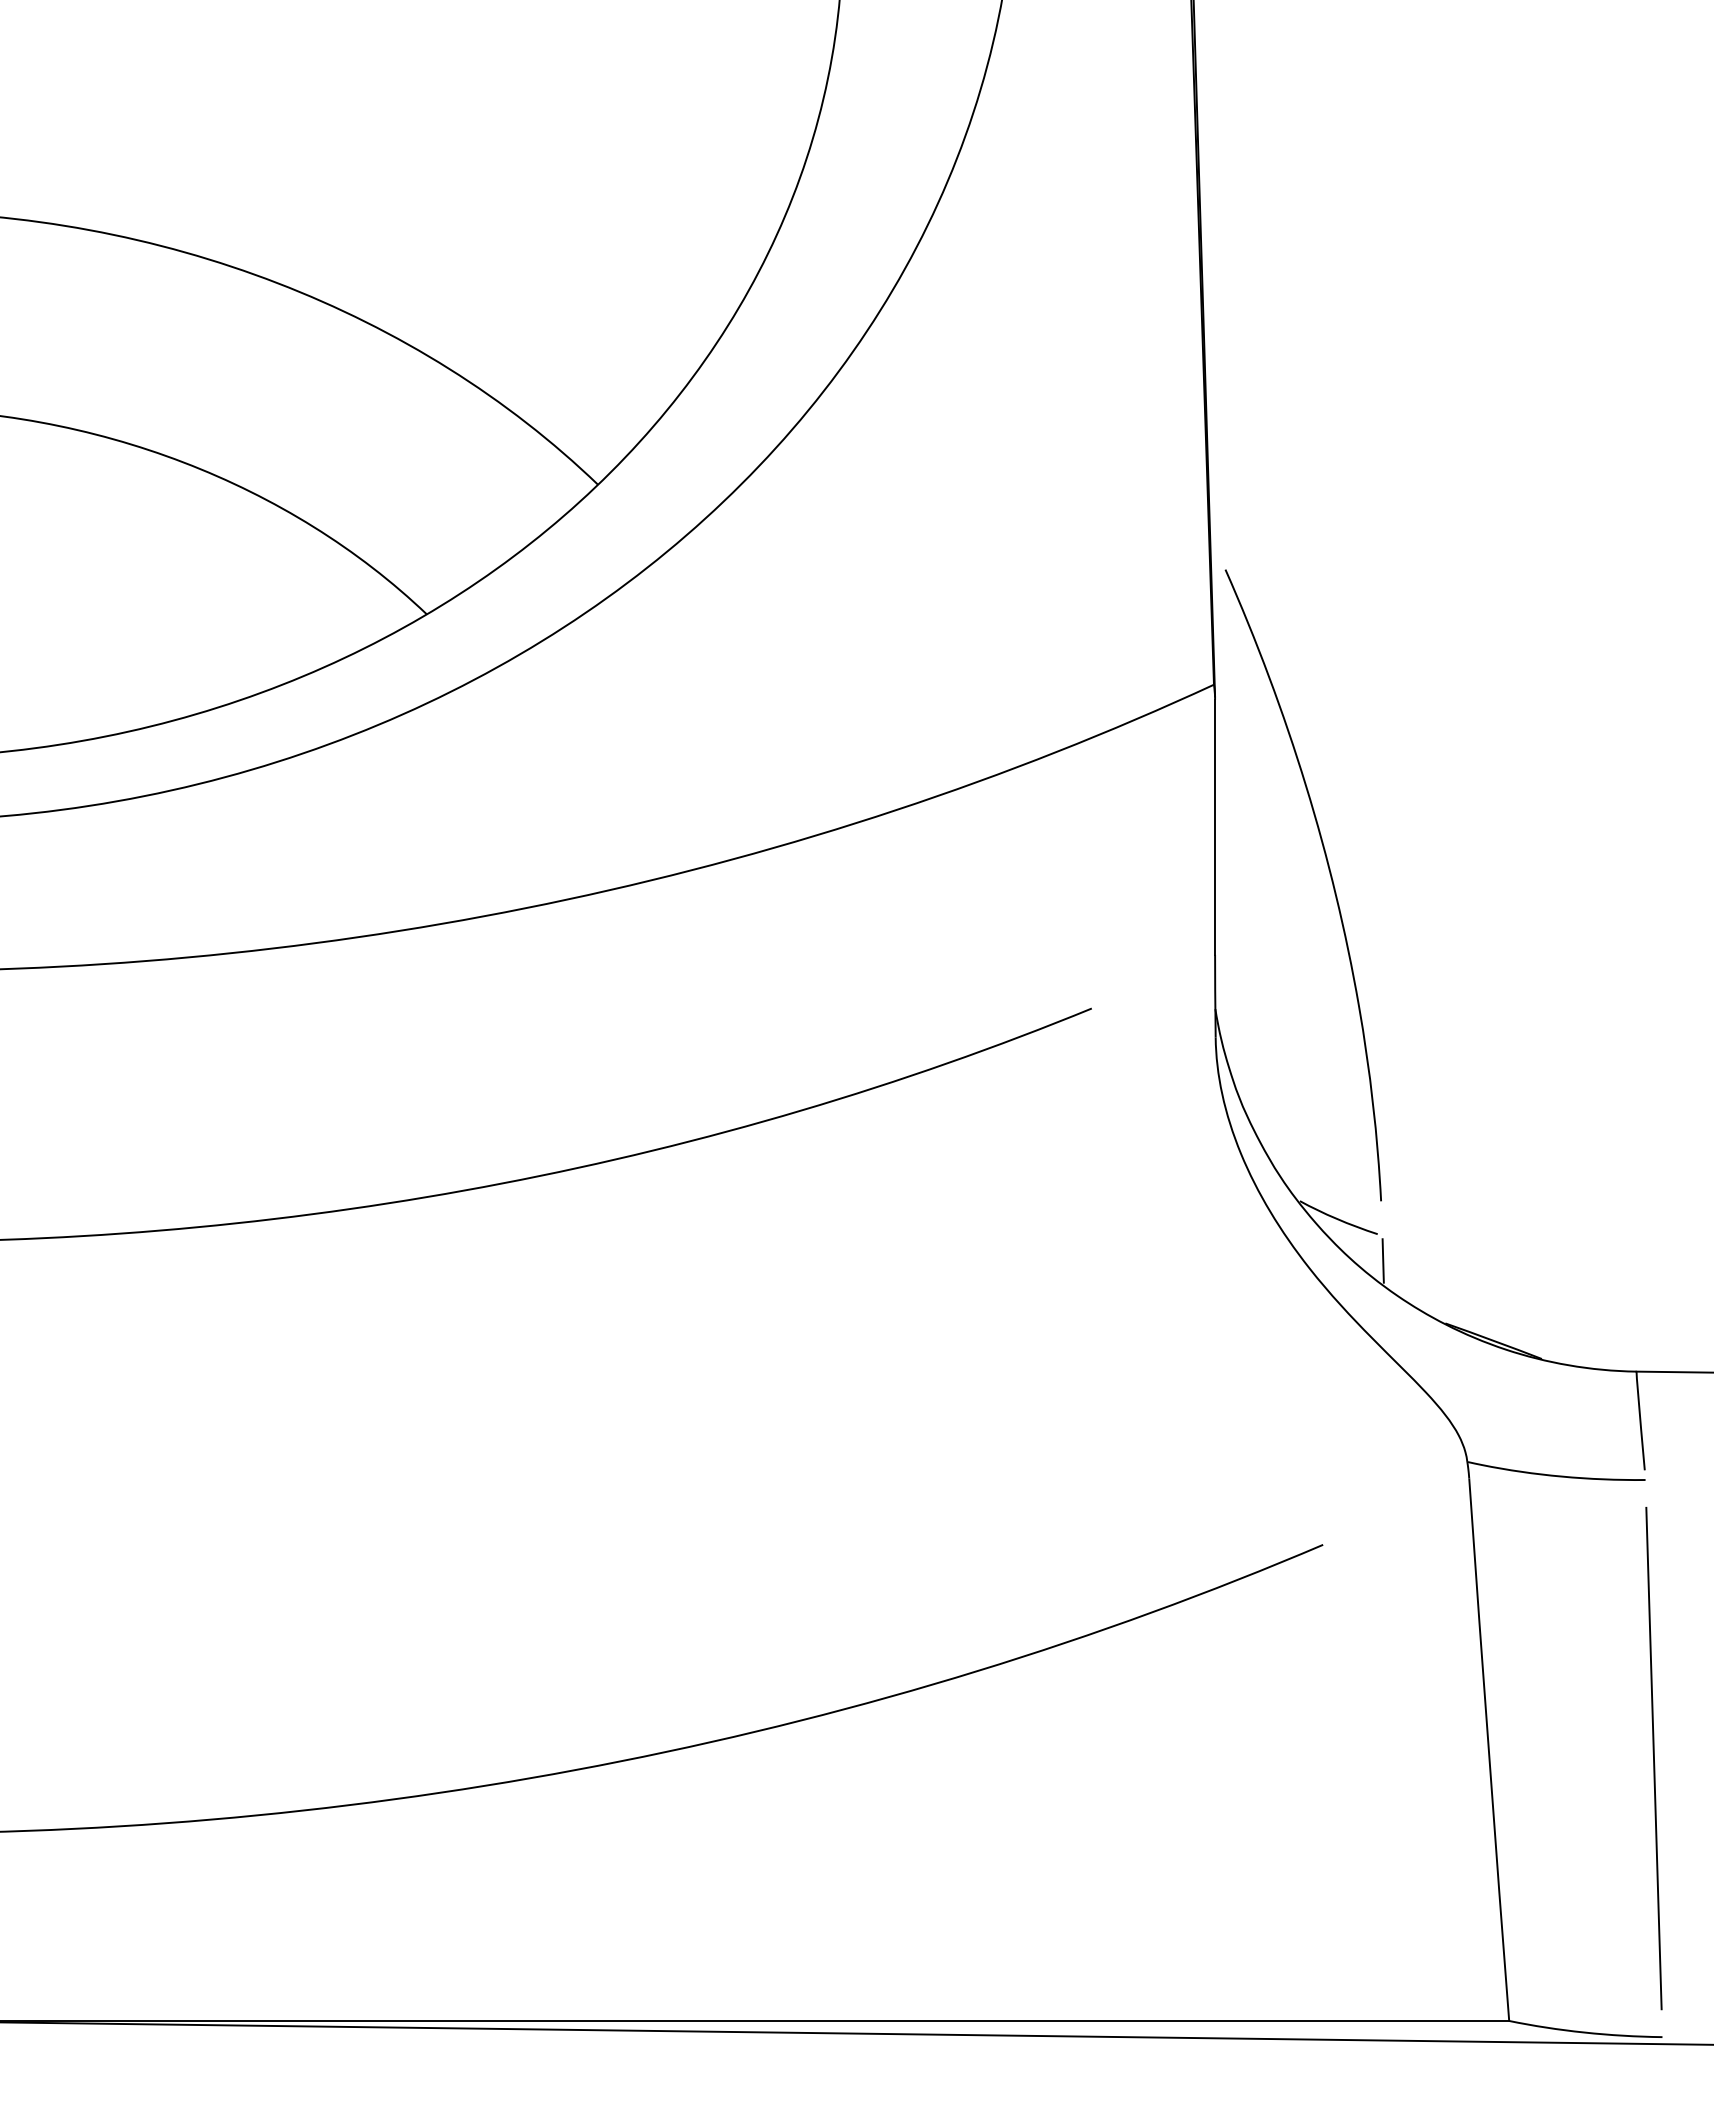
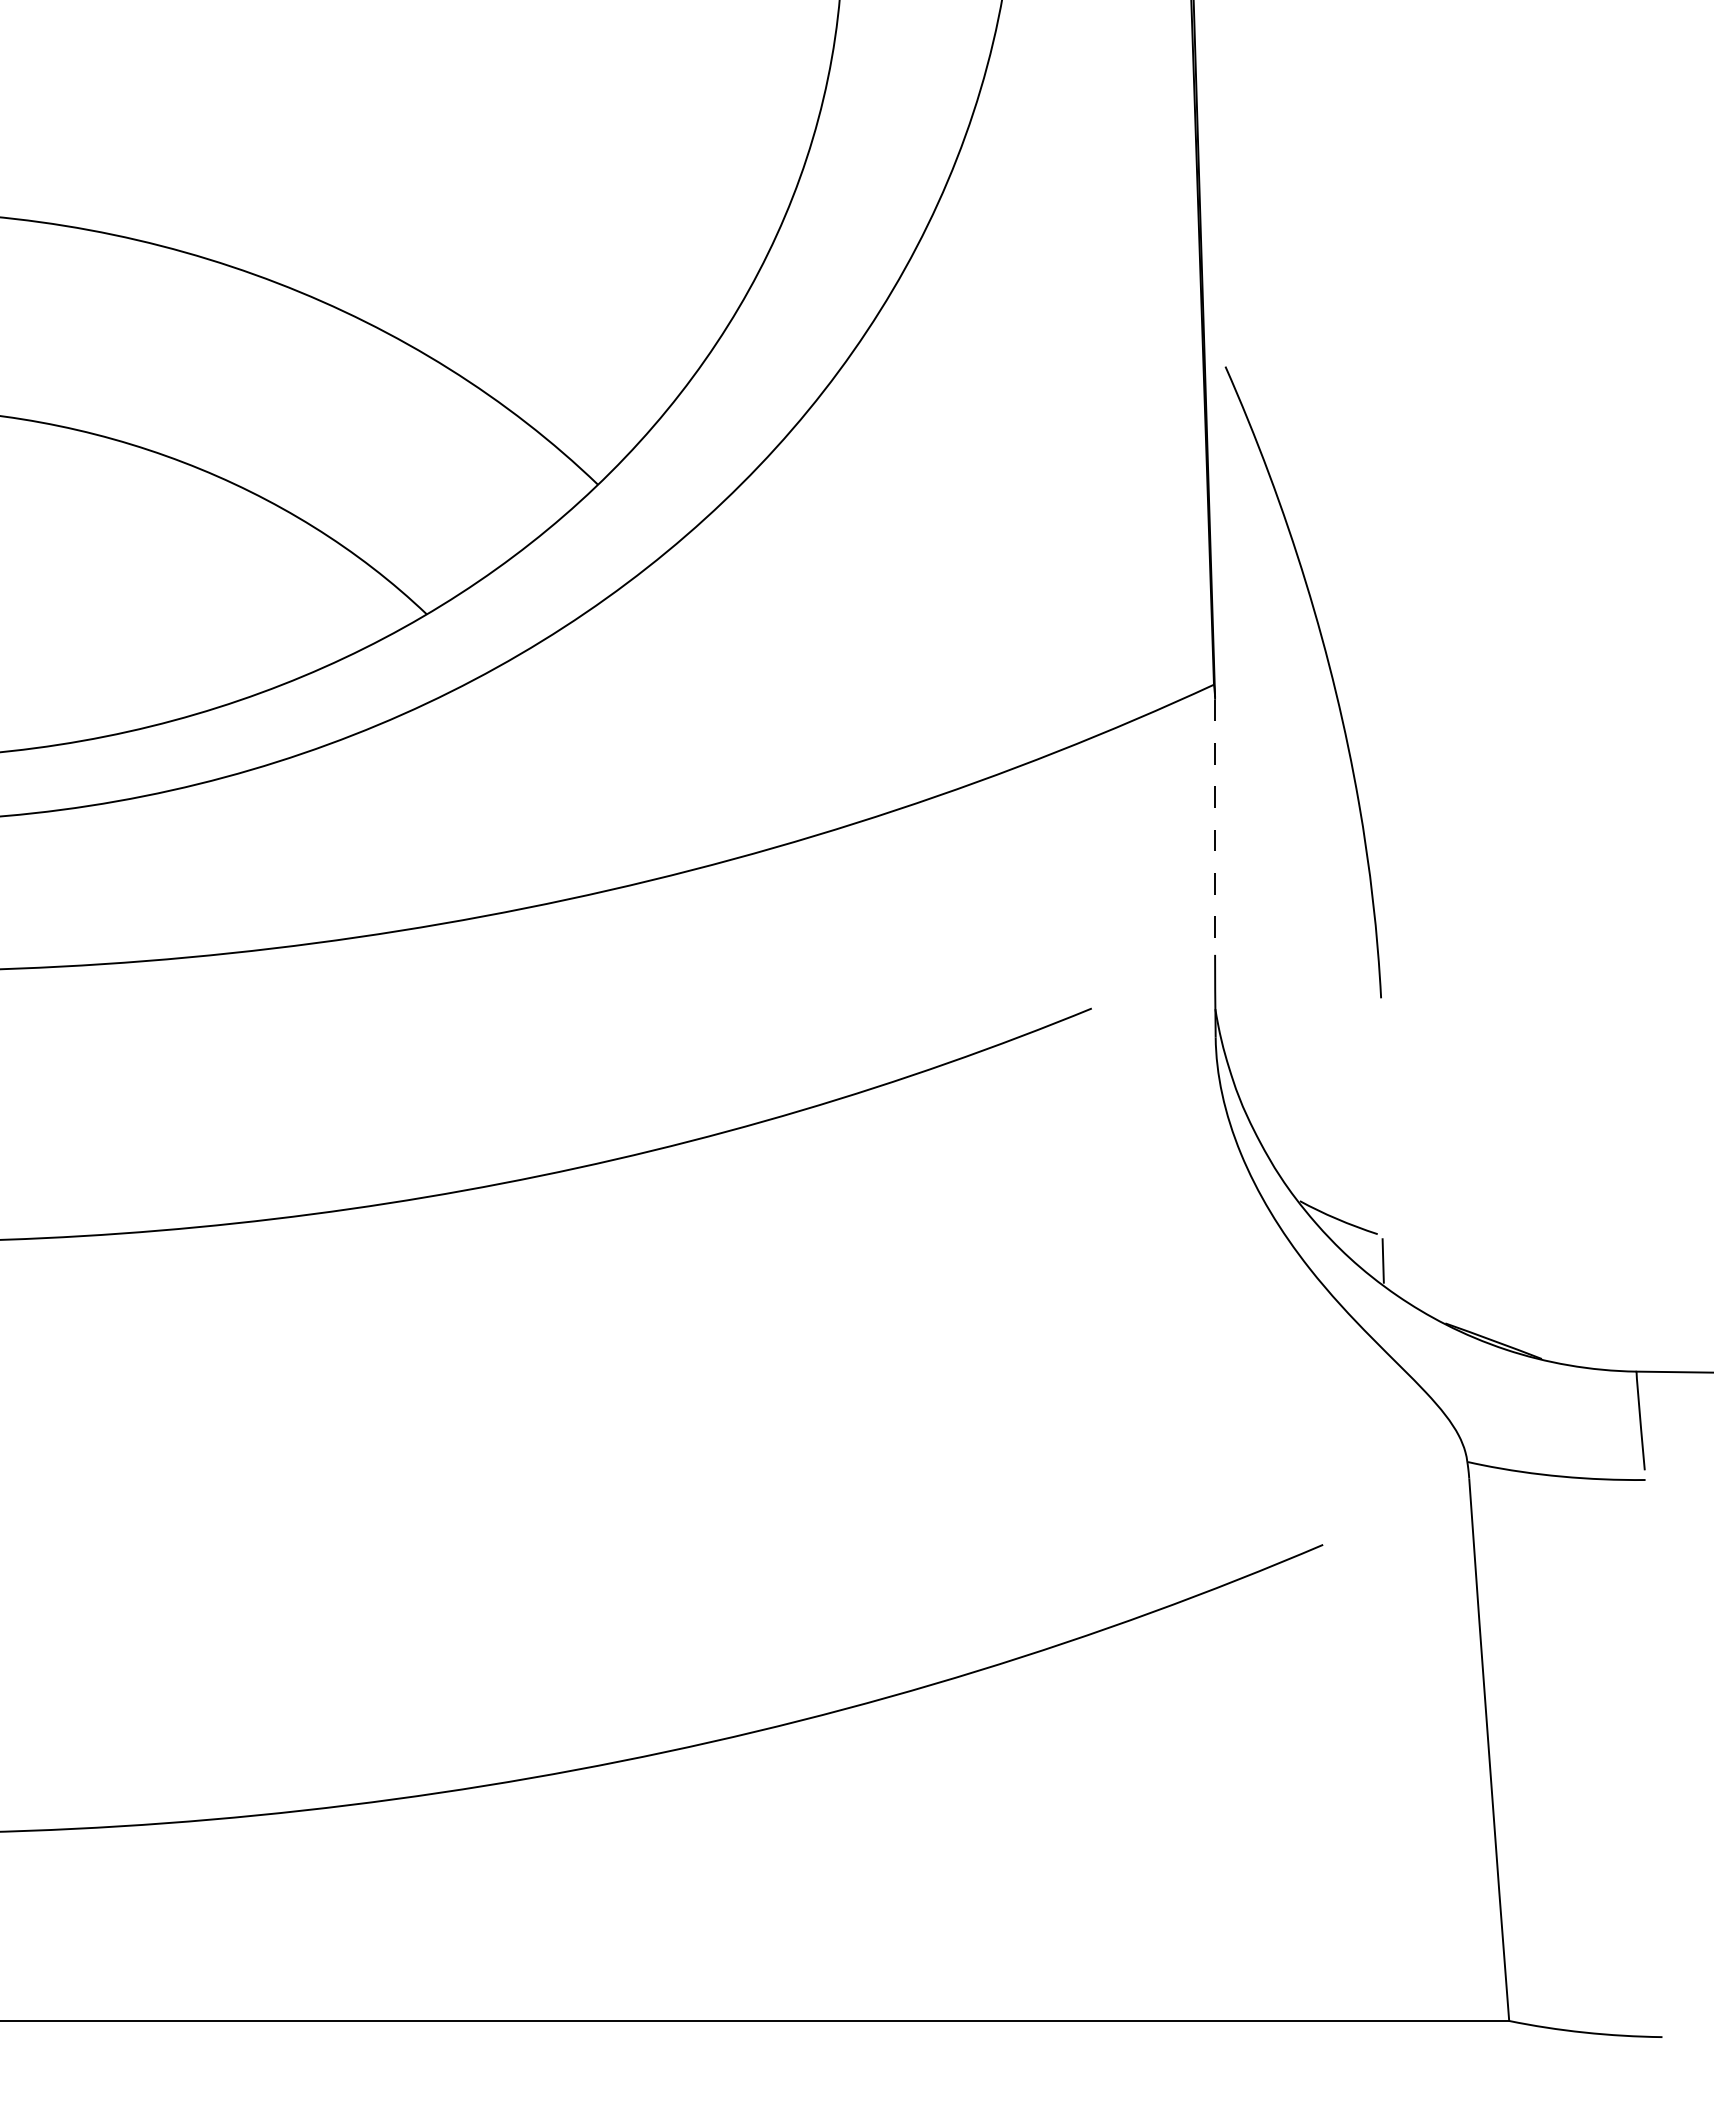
line: solid -> dashed (1215, 827)
curve position: (1330, 878) -> (1330, 675) (1330, 675)
line: present -> none (1653, 1758)
line: present -> none (856, 2033)
